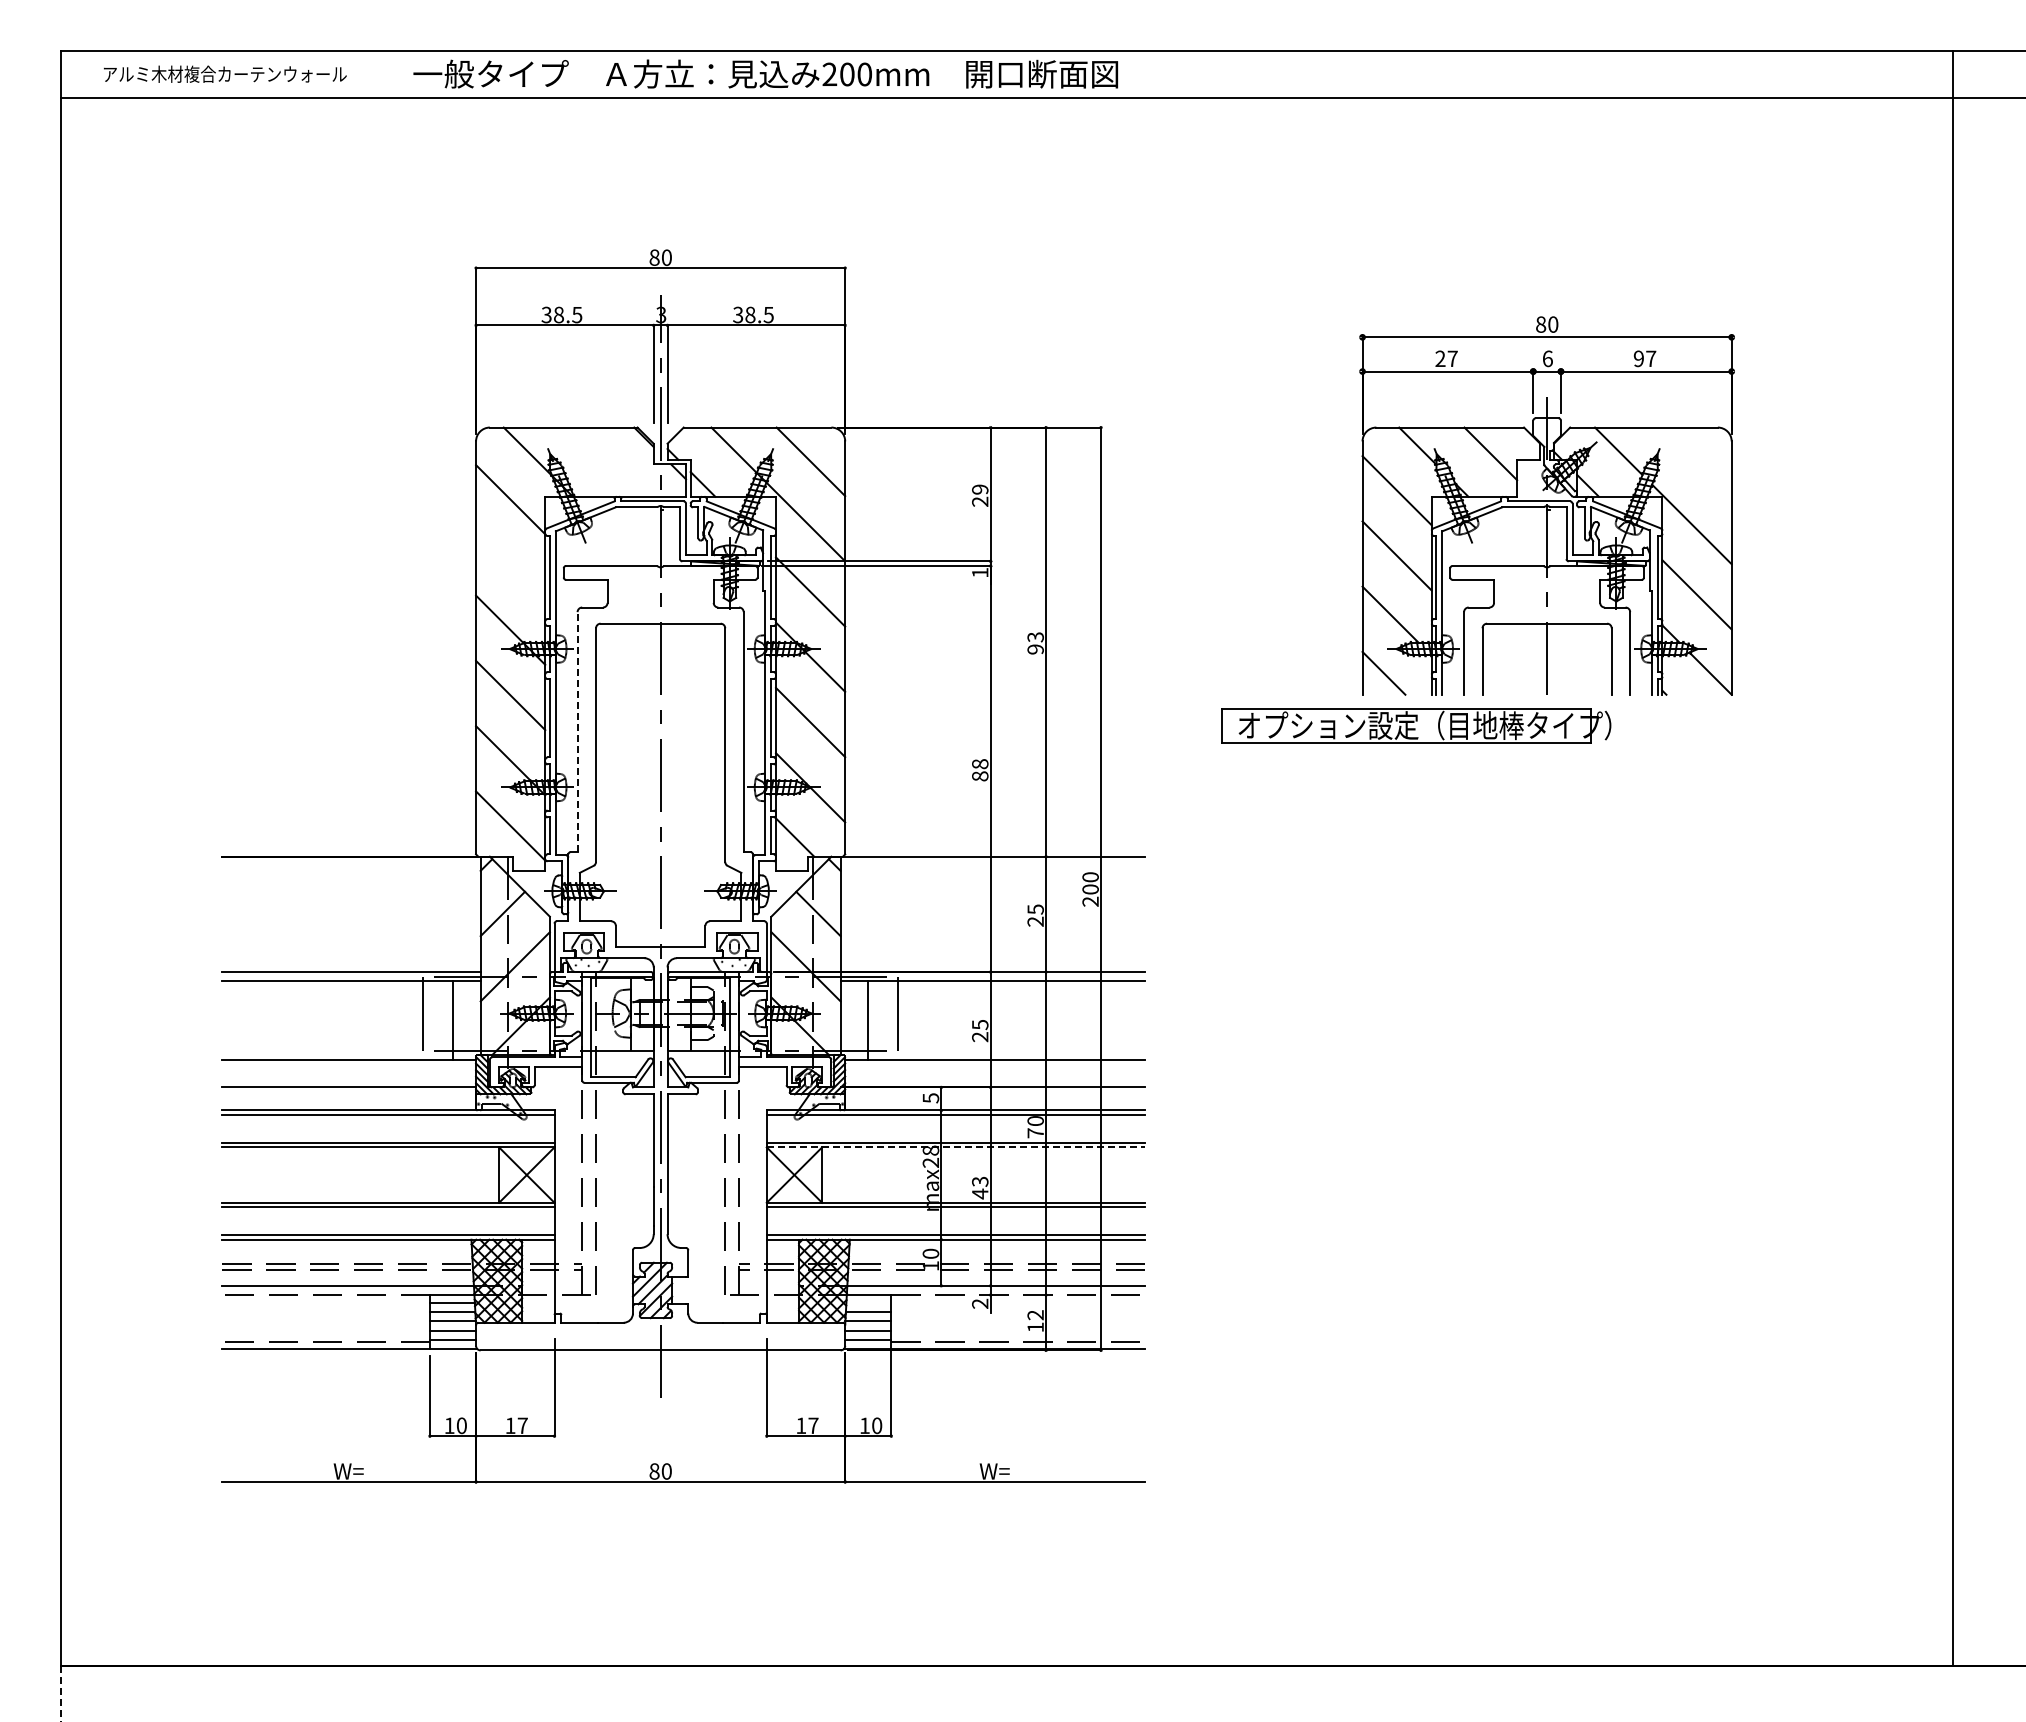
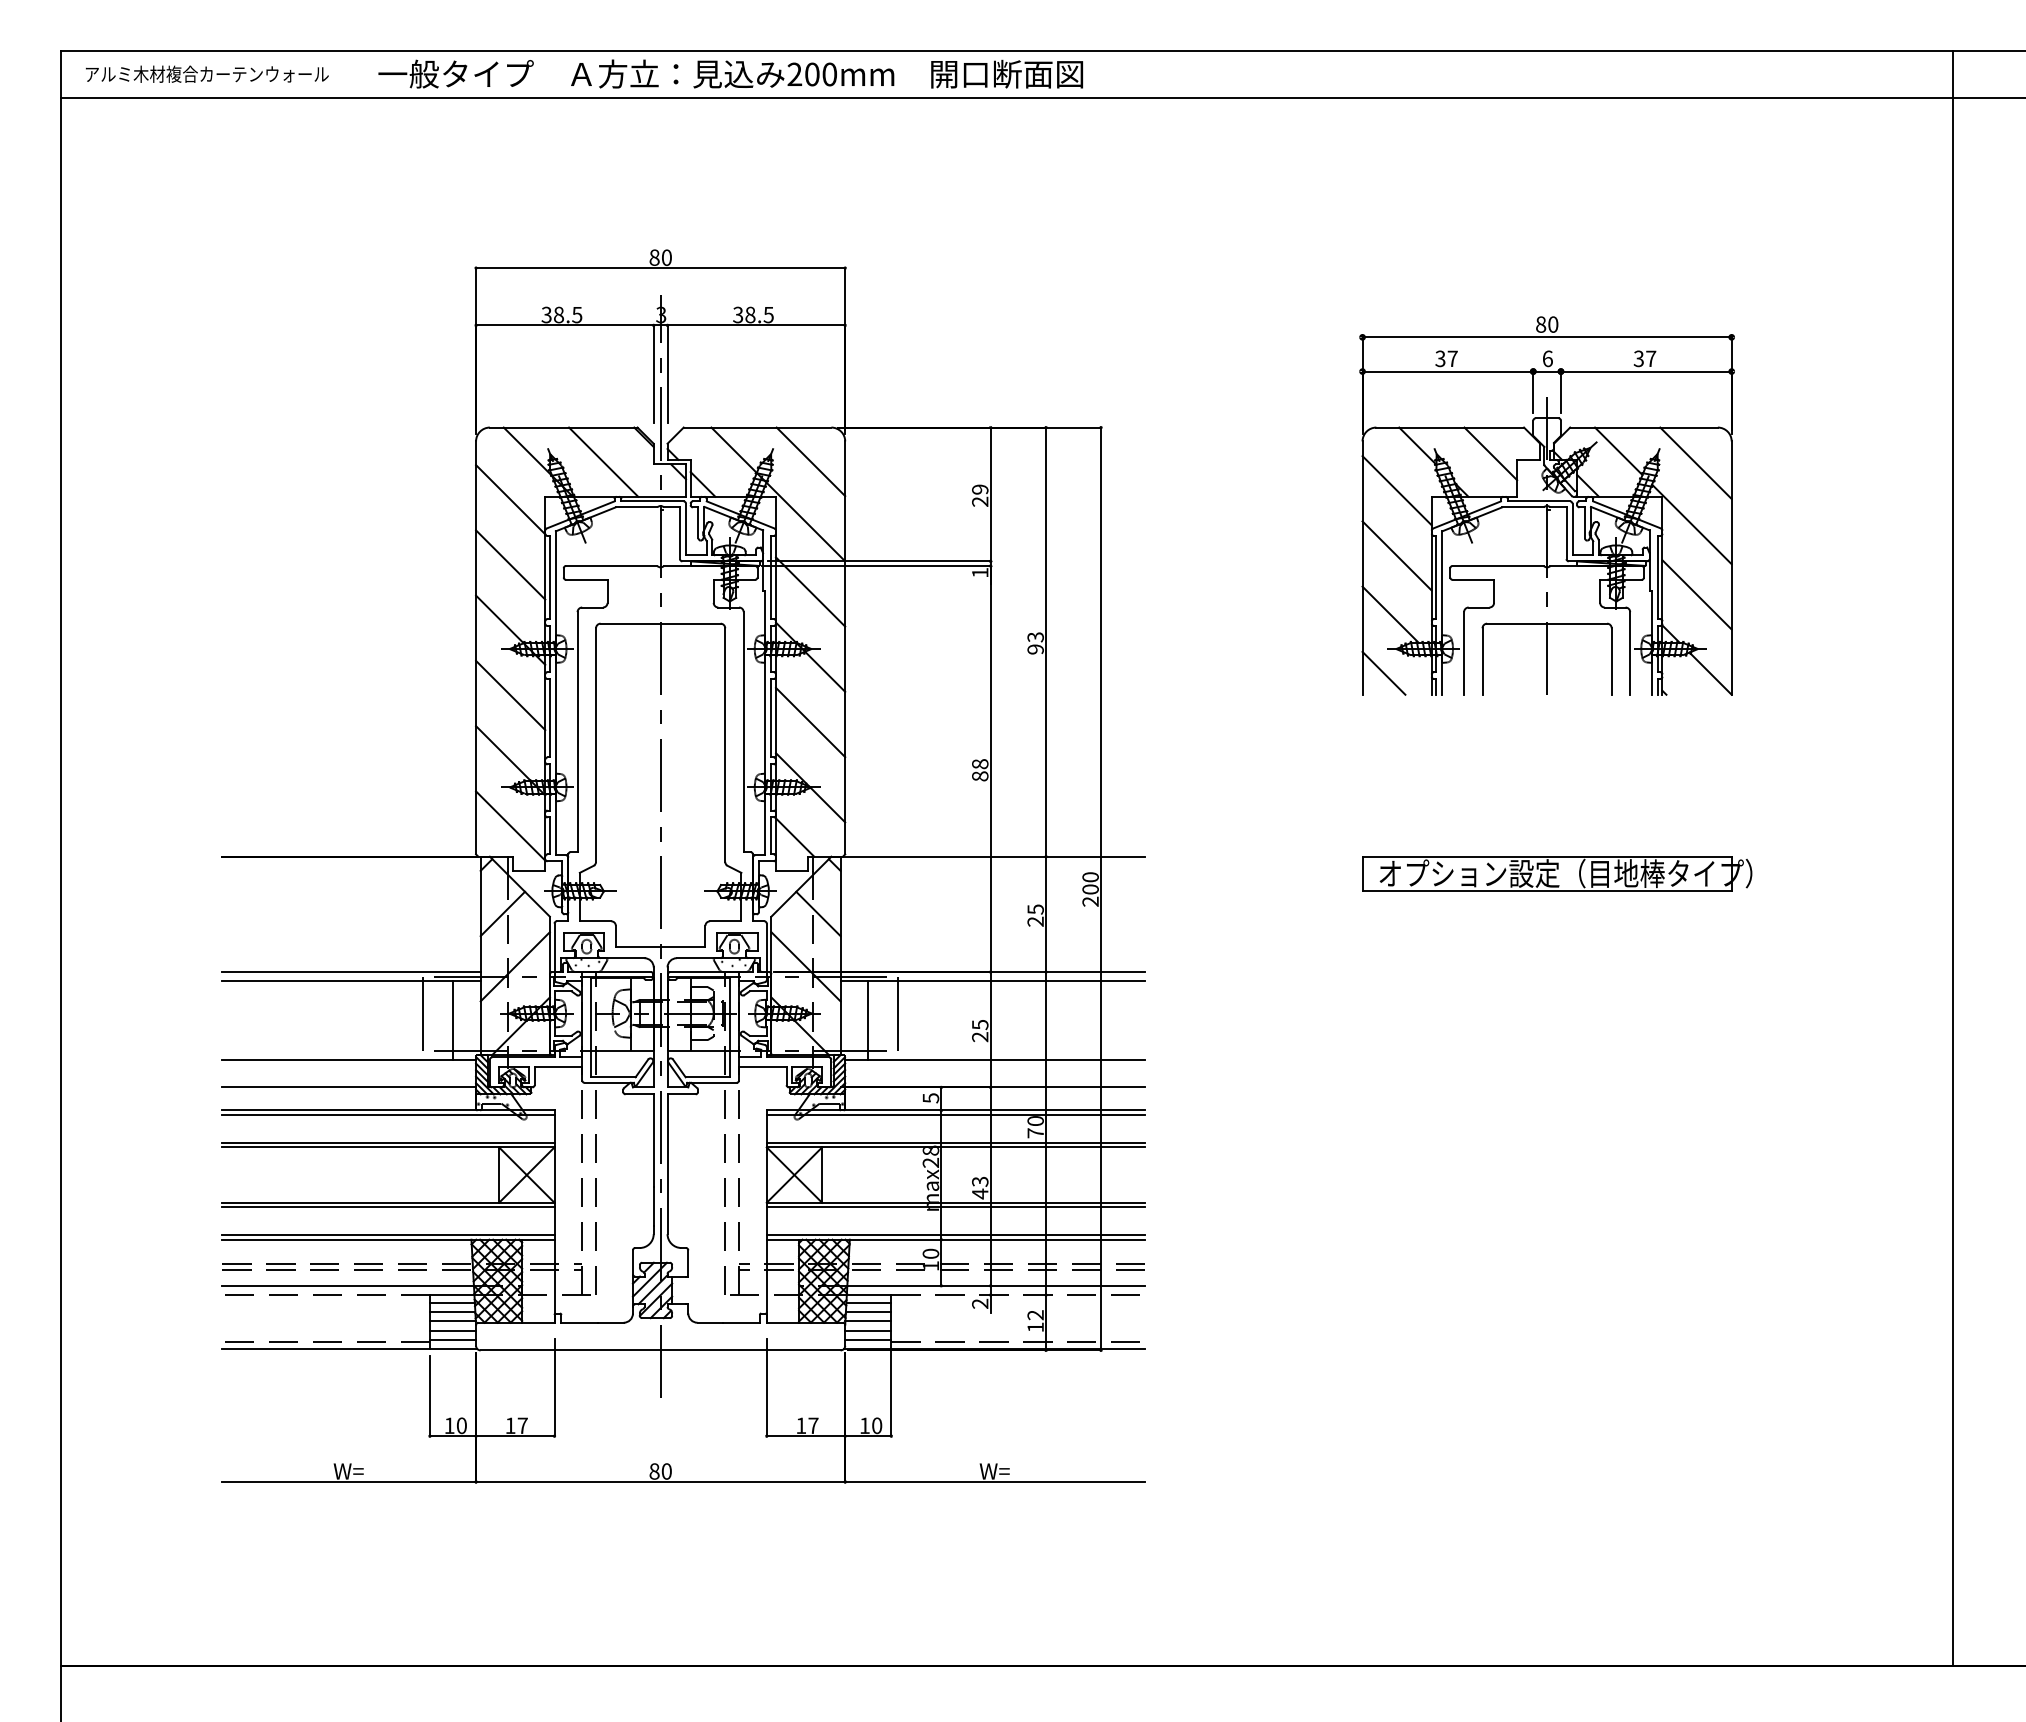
text position: (225, 73) -> (207, 73) (207, 73)
text position: (765, 73) -> (730, 73) (730, 73)
text: 97 -> 37 (1638, 358)
text: 27 -> 37 (1440, 359)
line: none -> present (603, 461)
line: none -> present (1695, 463)
line: none -> present (510, 564)
part position: (1416, 725) -> (1557, 873) (1557, 873)
line: dashed -> solid (577, 732)
line: dashed -> solid (956, 1147)
line: none -> present (868, 1302)
line: dashed -> solid (60, 1694)
